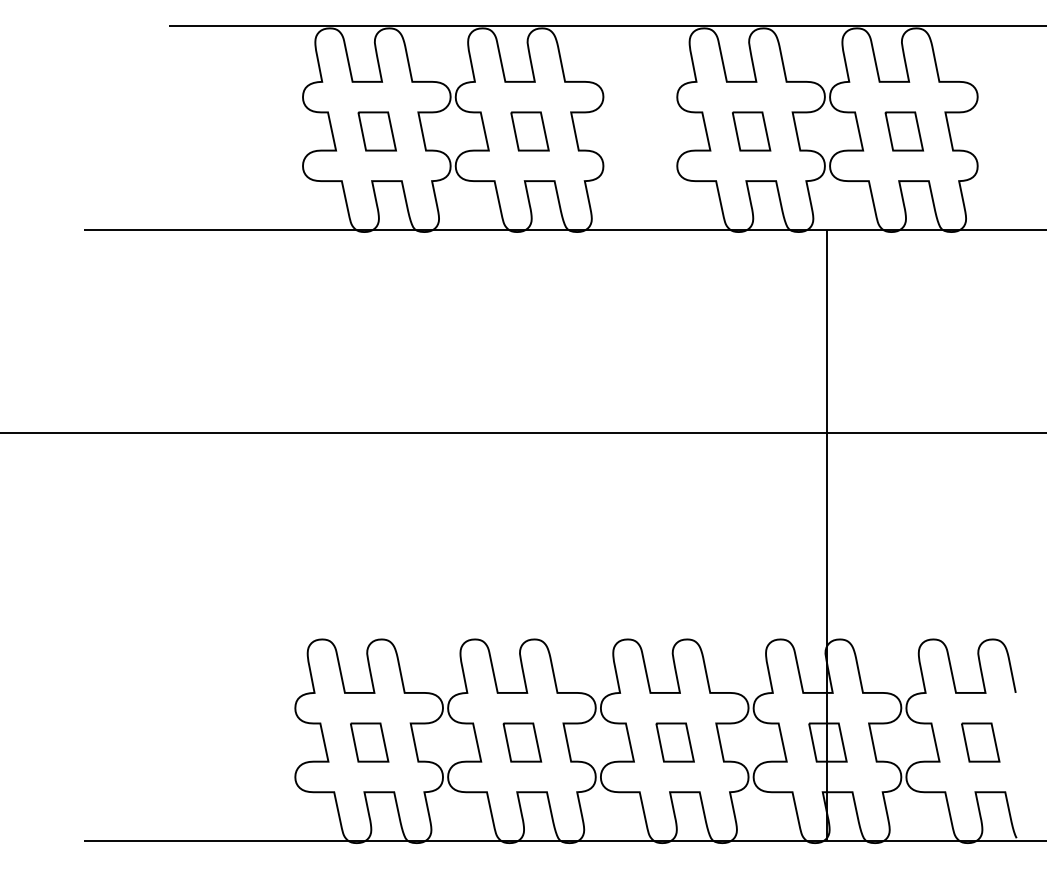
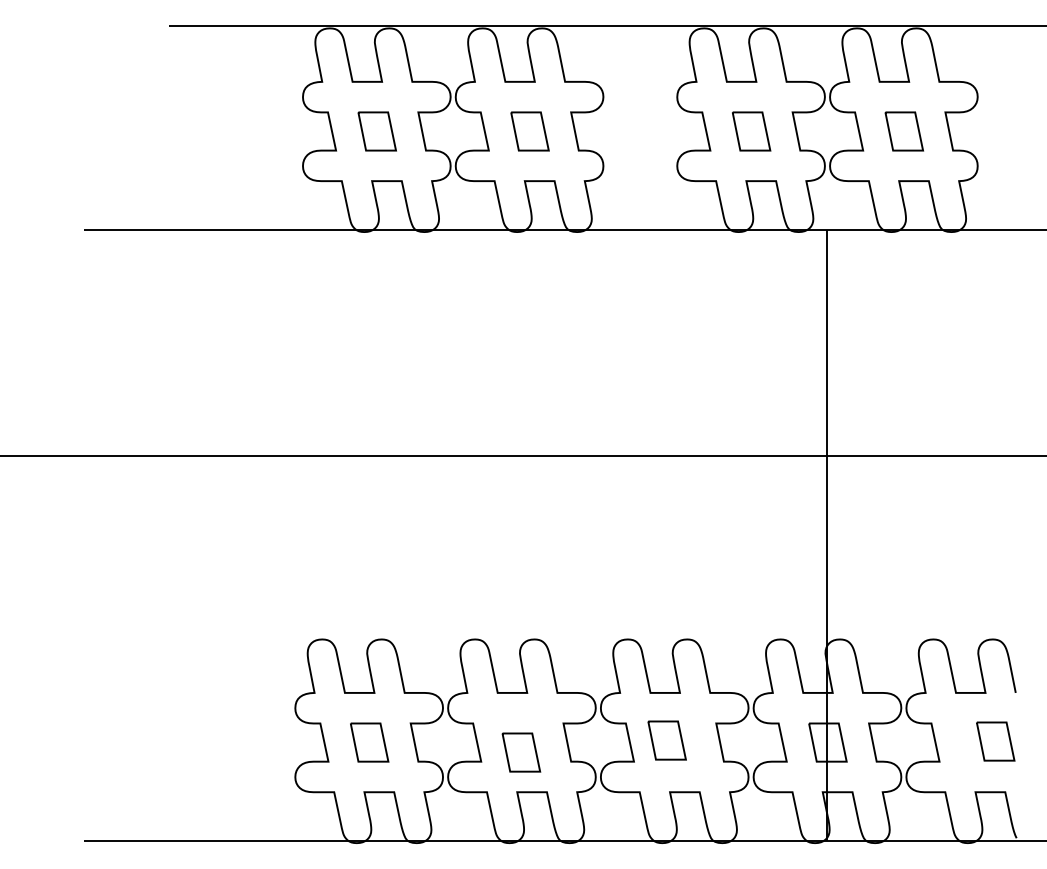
line position: (522, 433) -> (522, 456) (522, 456)
curve position: (535, 740) -> (534, 750) (534, 750)
curve position: (661, 743) -> (653, 741) (653, 741)
curve position: (967, 745) -> (982, 744) (982, 744)
